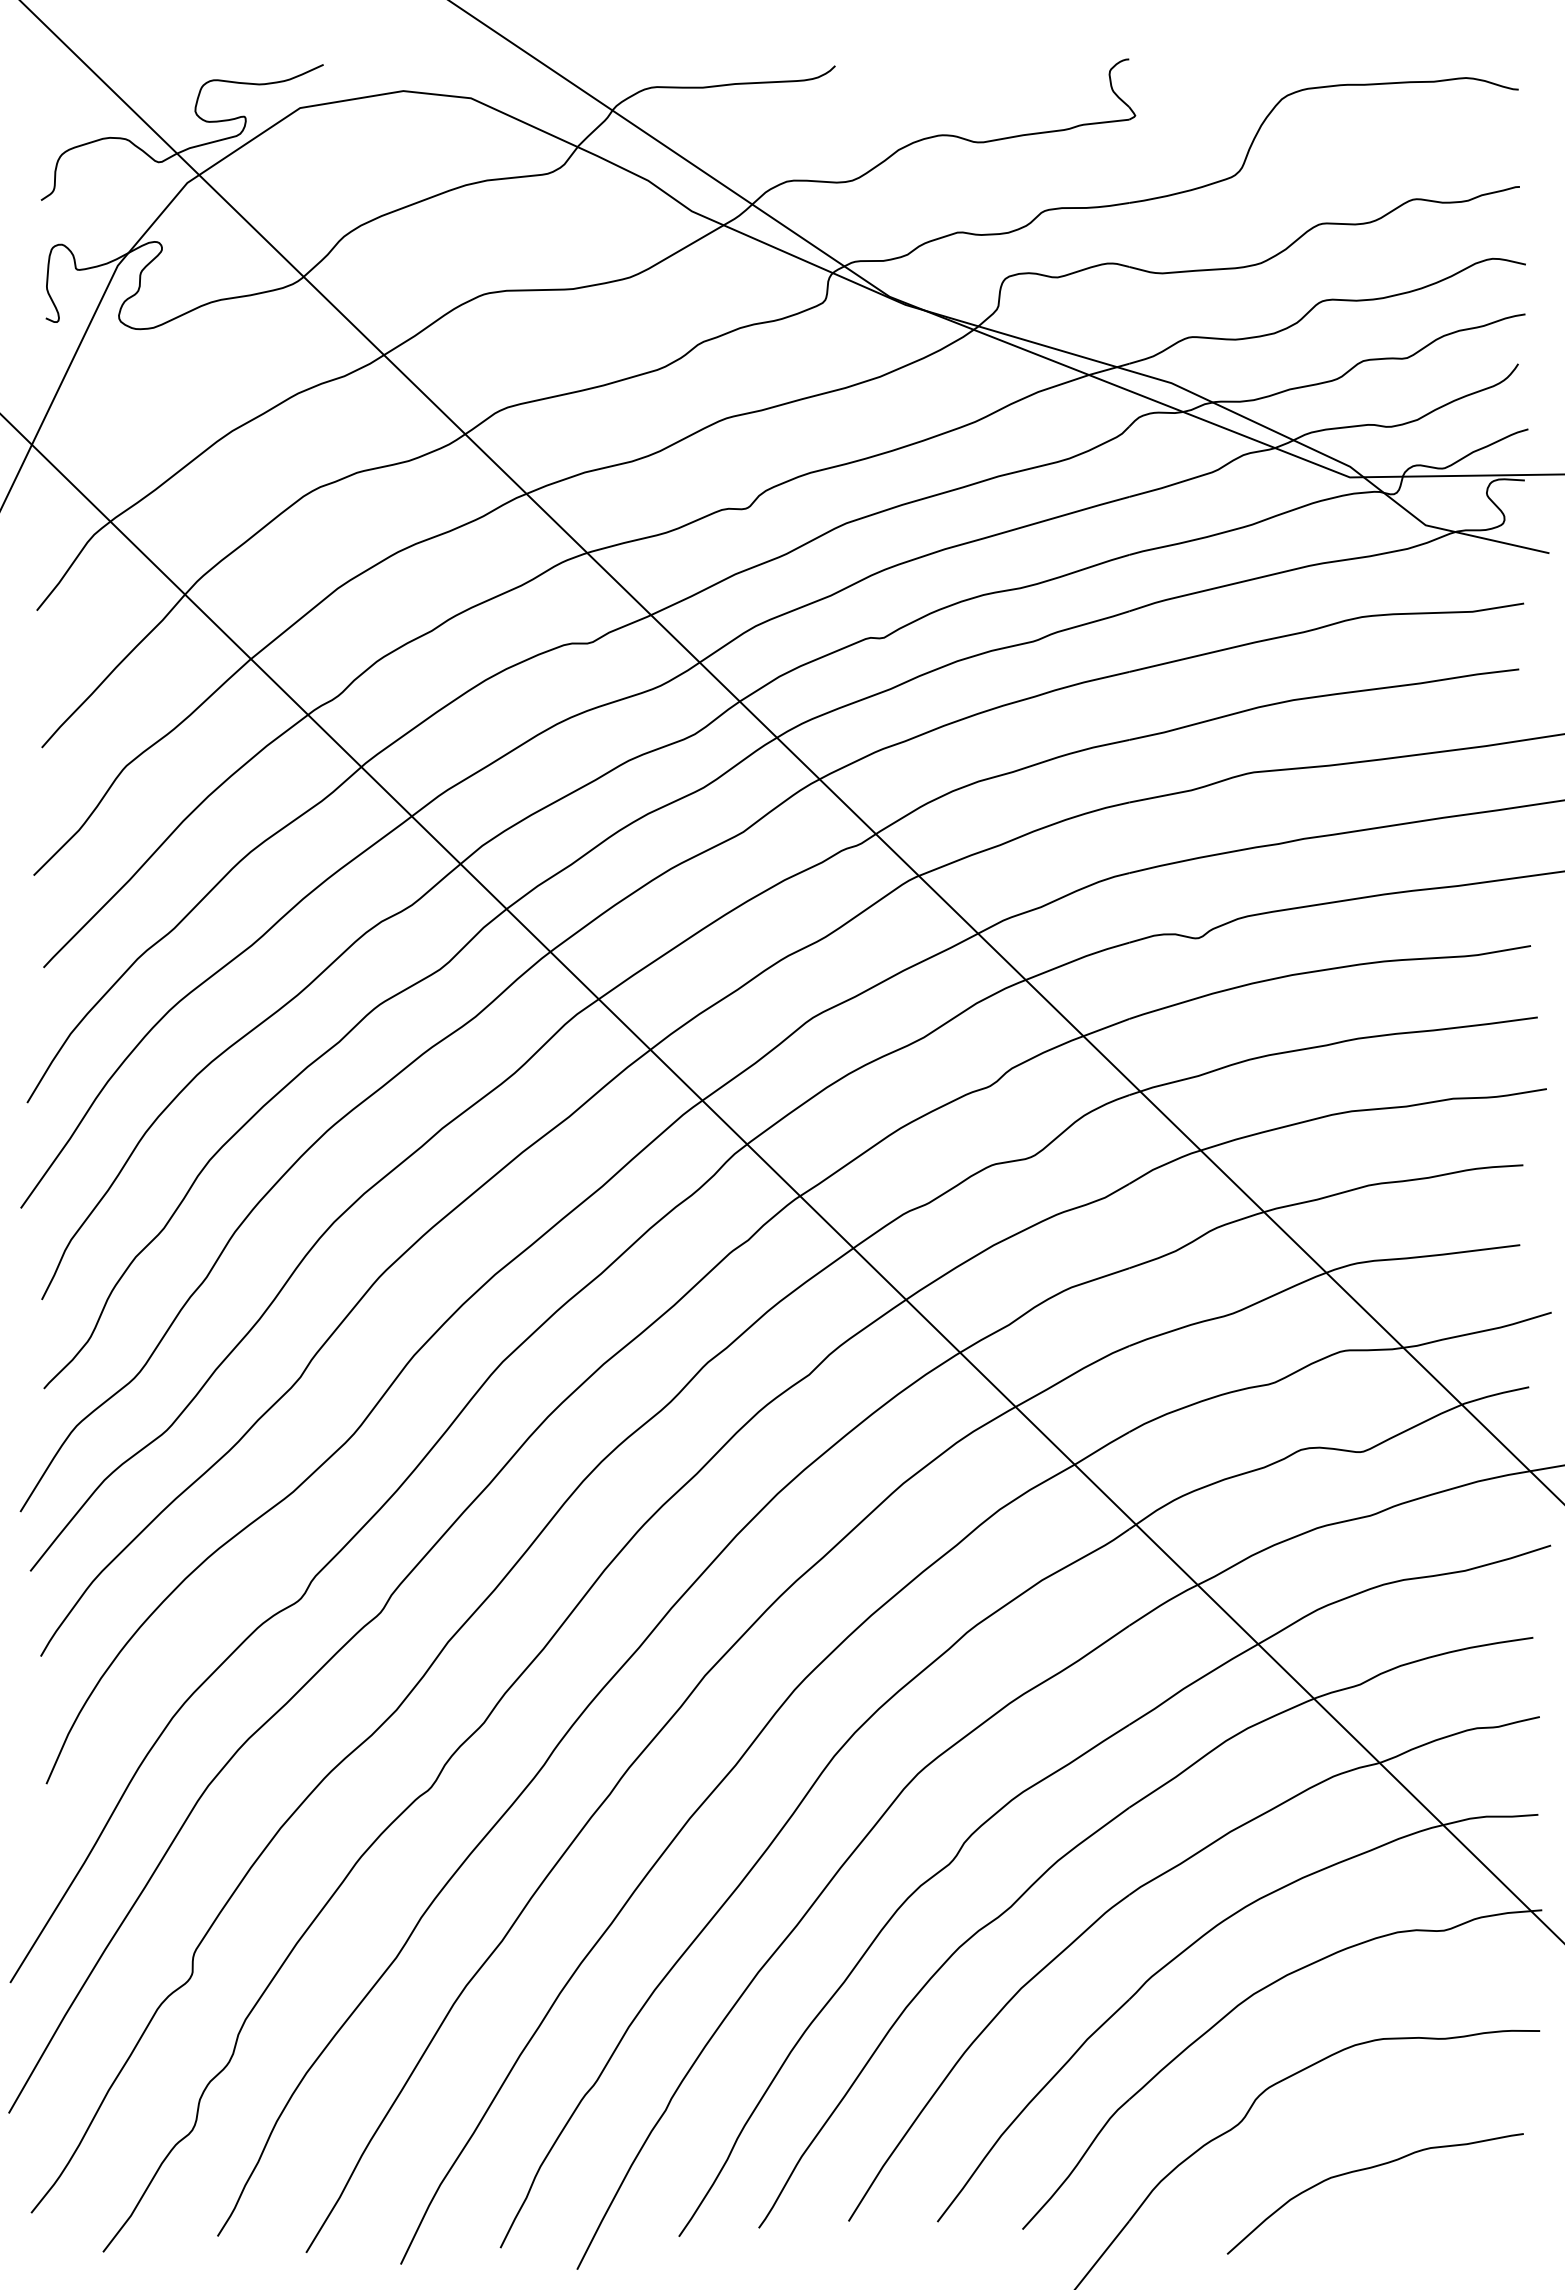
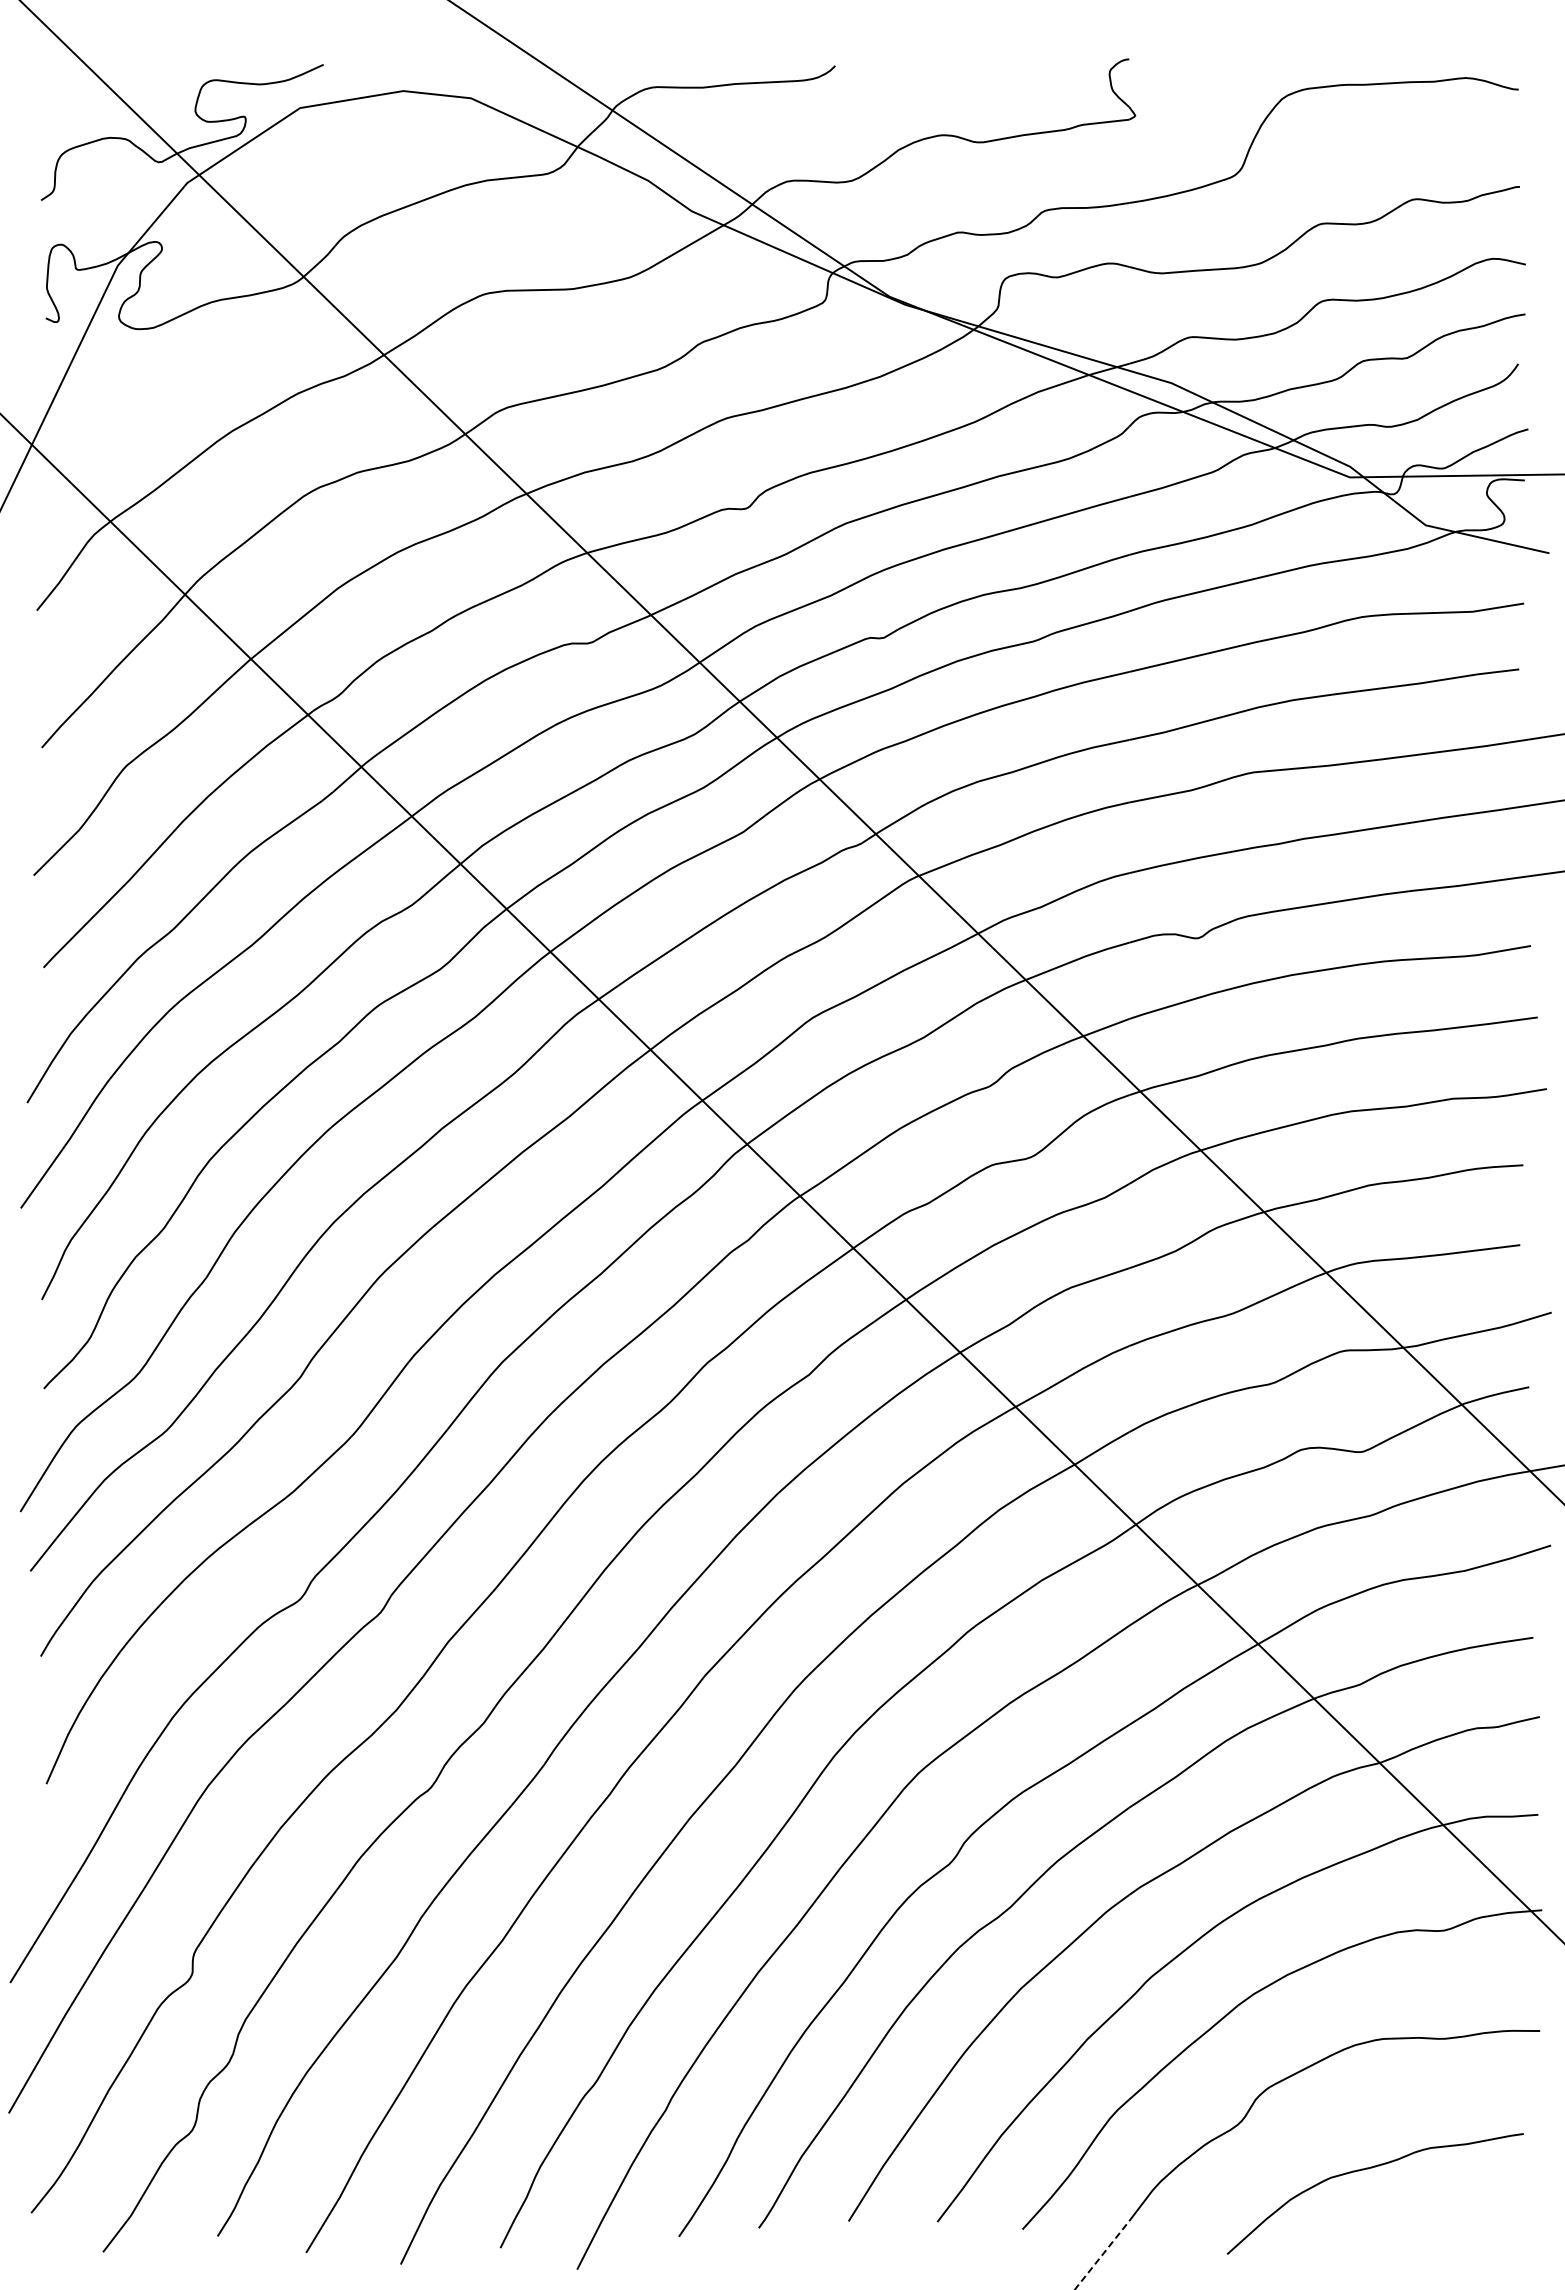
line: solid -> dashed (1102, 2255)
